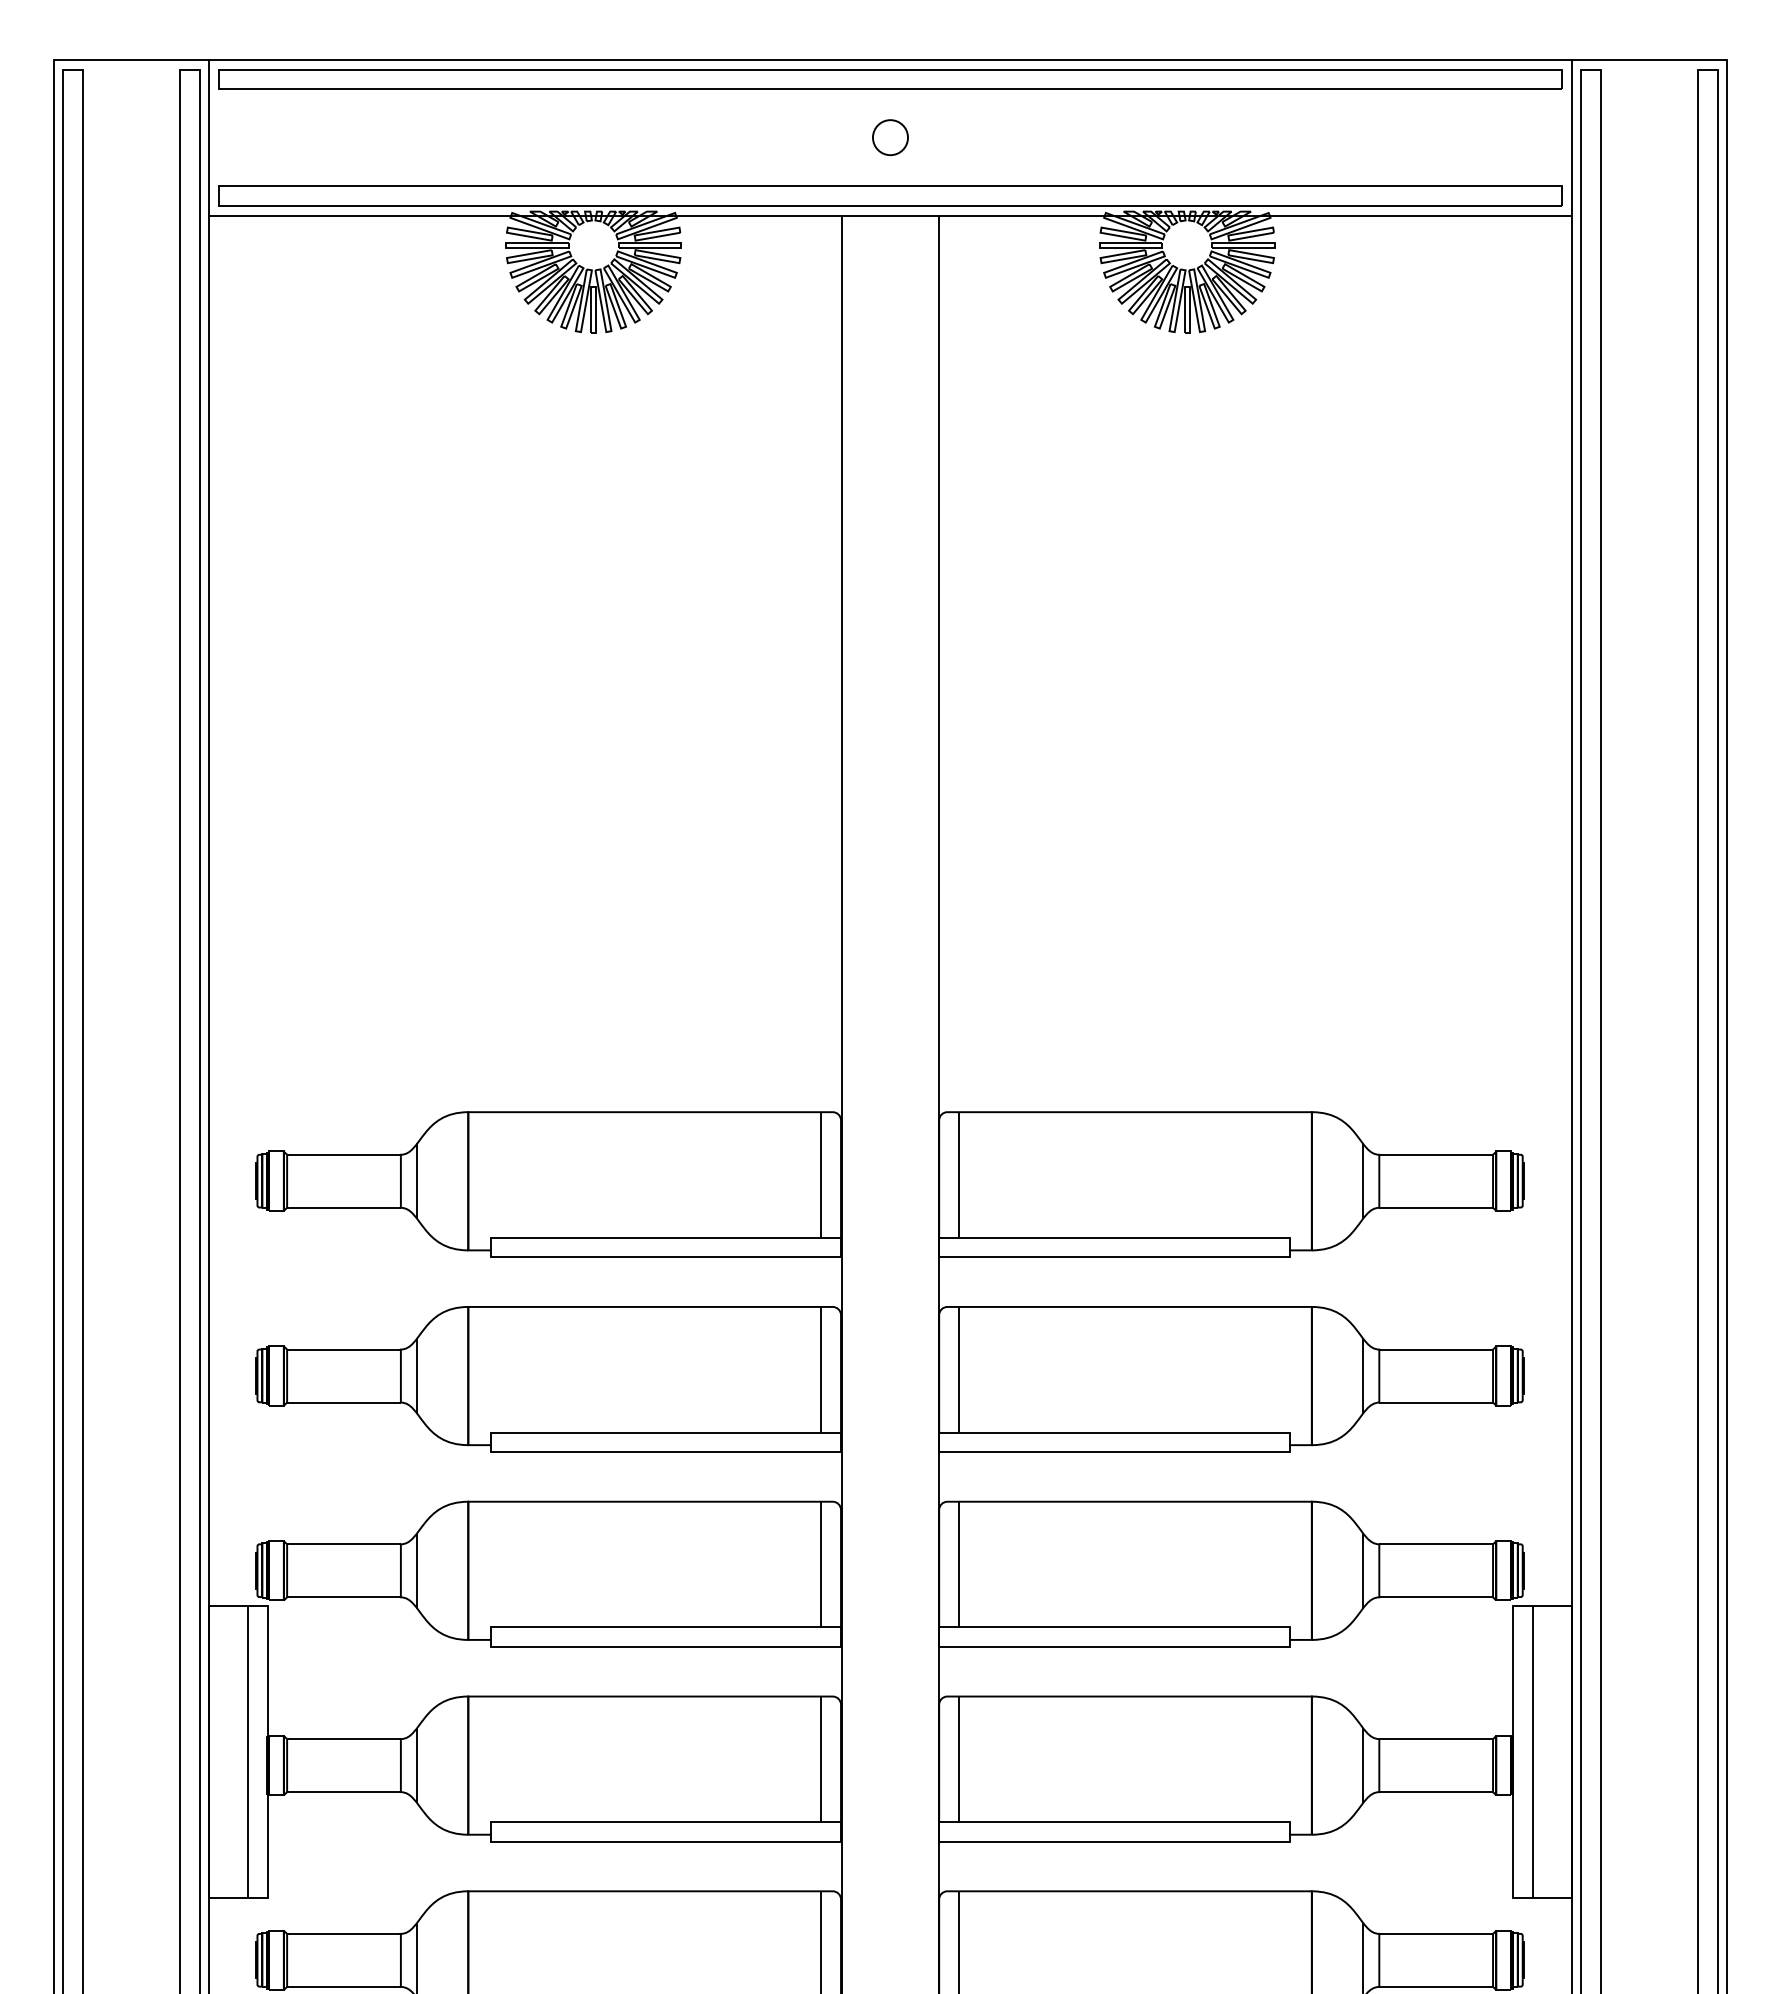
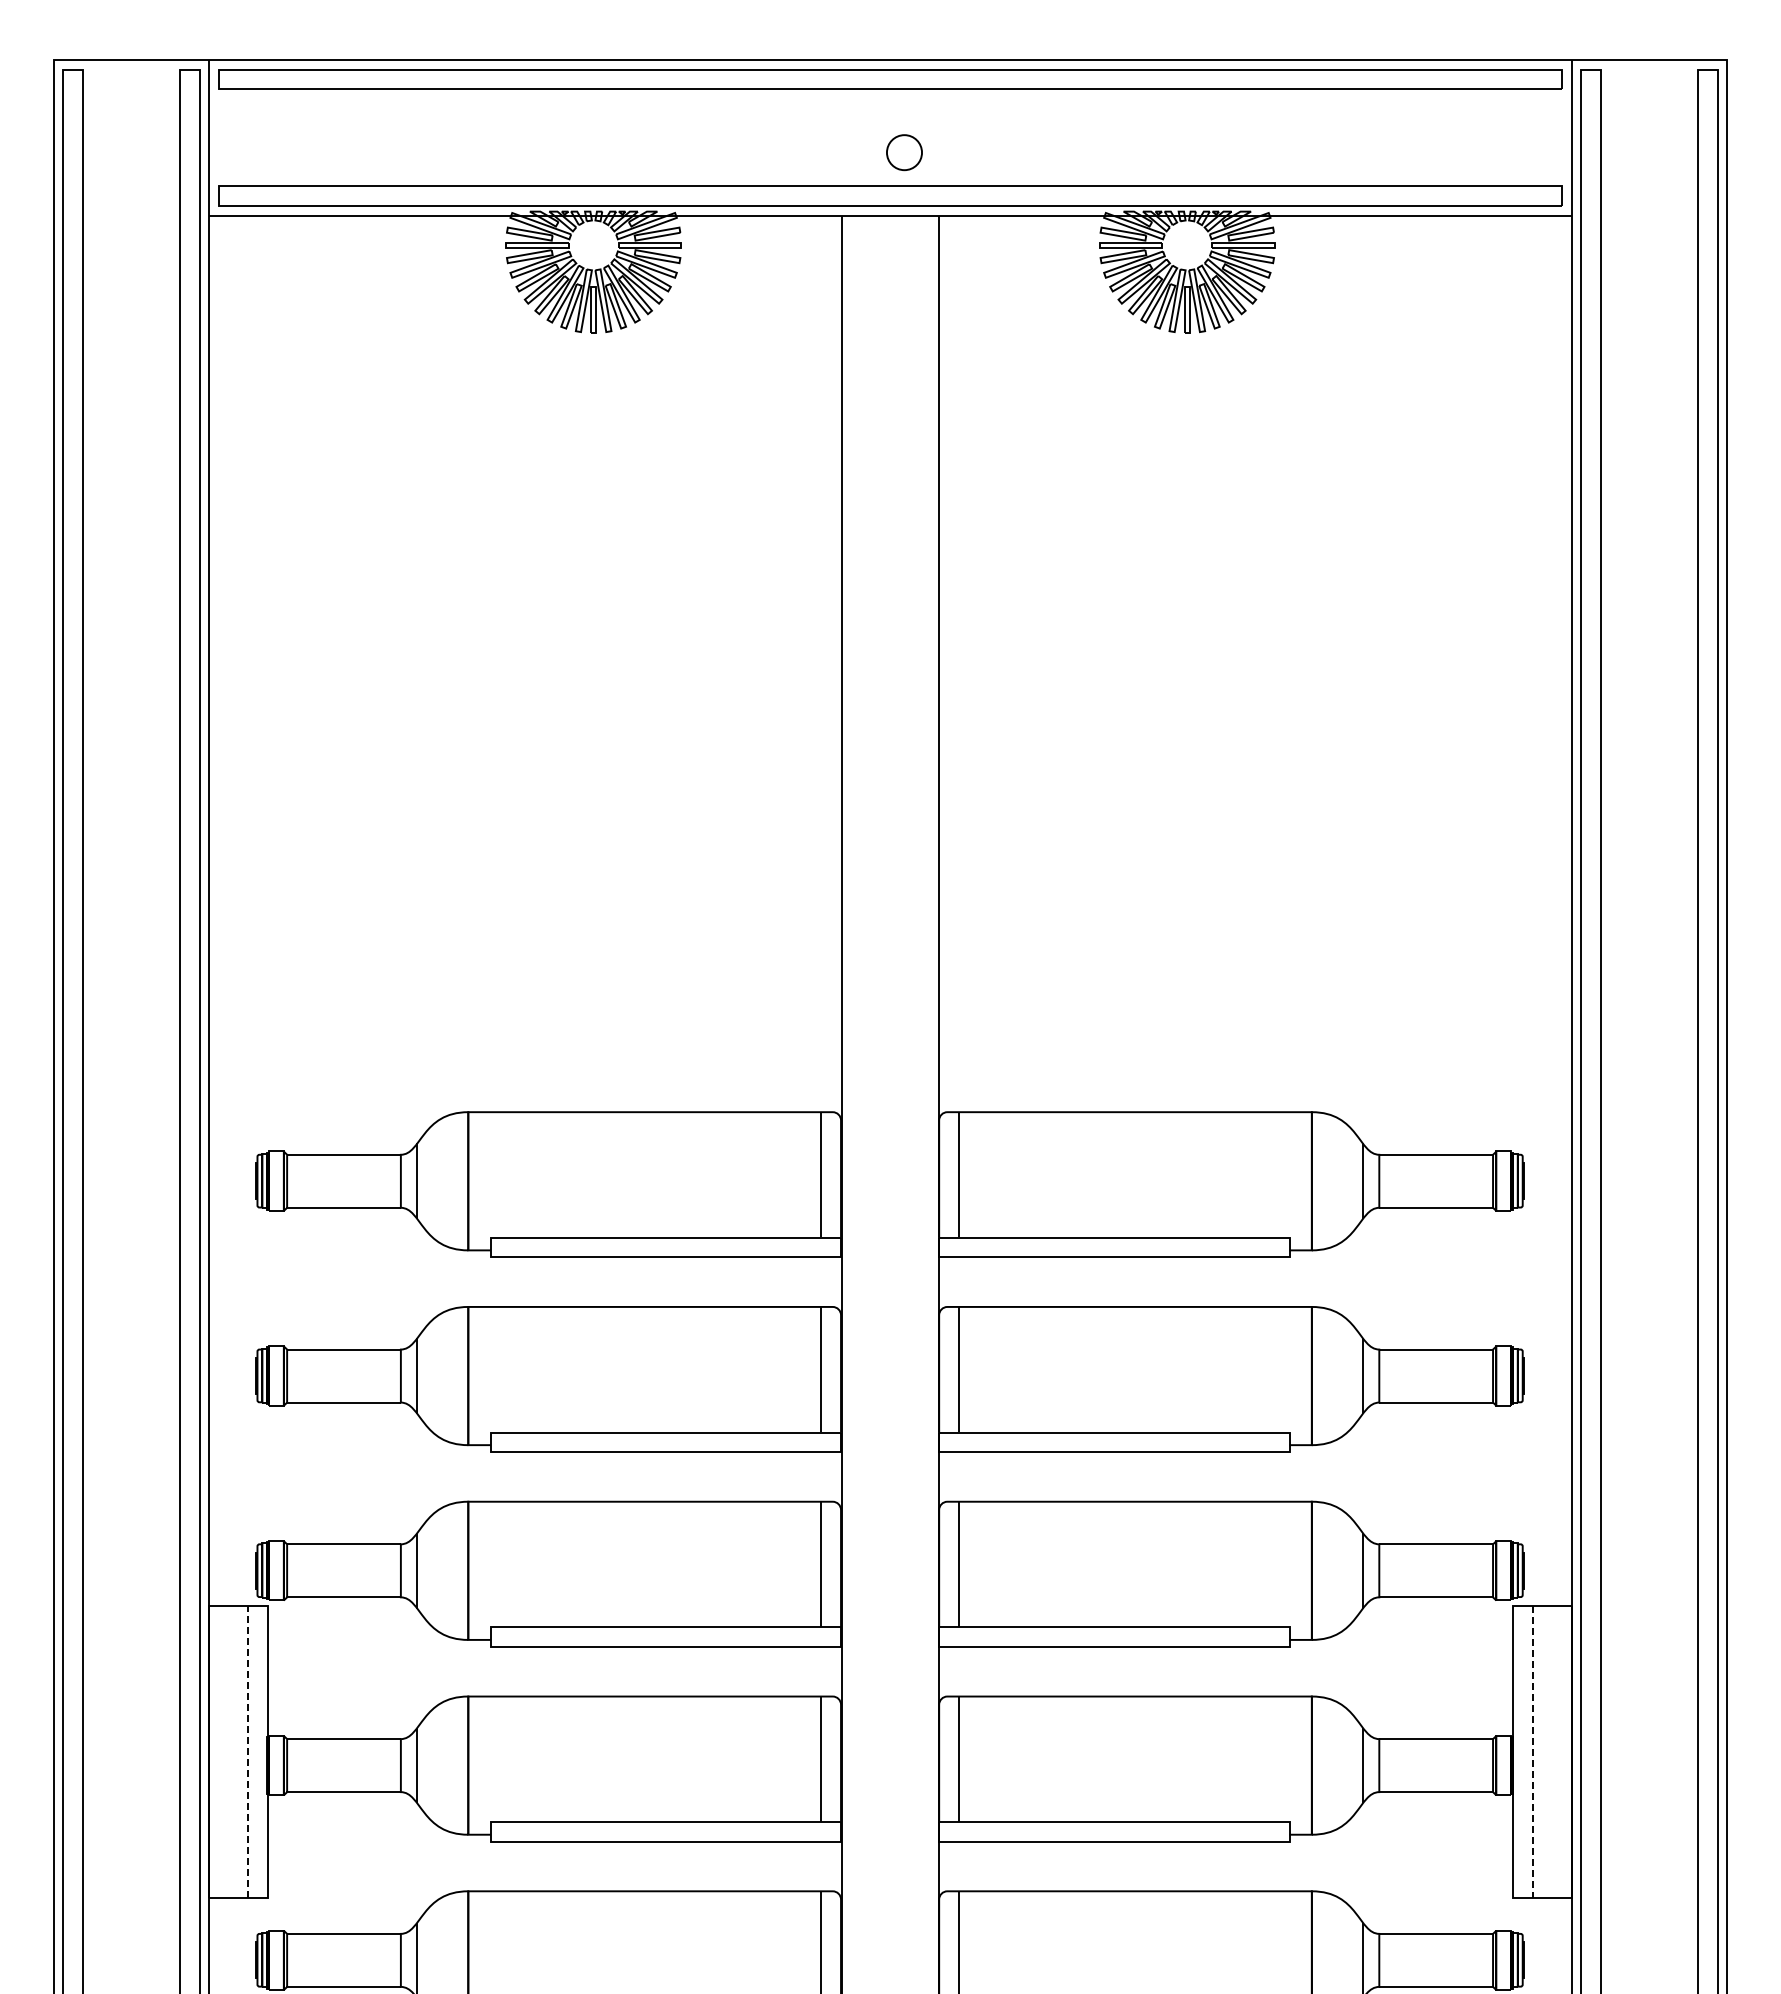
part position: (890, 137) -> (904, 152) (904, 152)
line: solid -> dashed (248, 1752)
line: solid -> dashed (1532, 1752)
